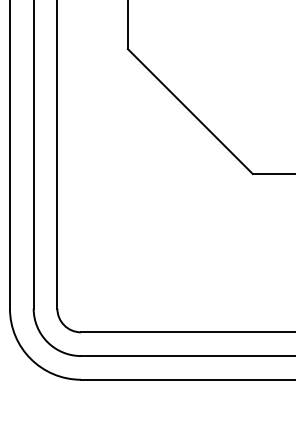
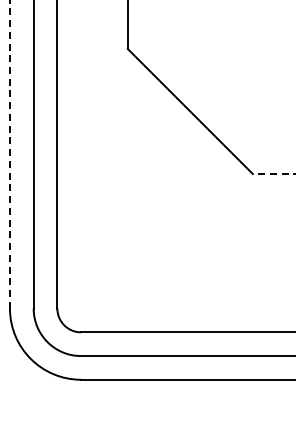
line: solid -> dashed (9, 154)
line: solid -> dashed (273, 174)
